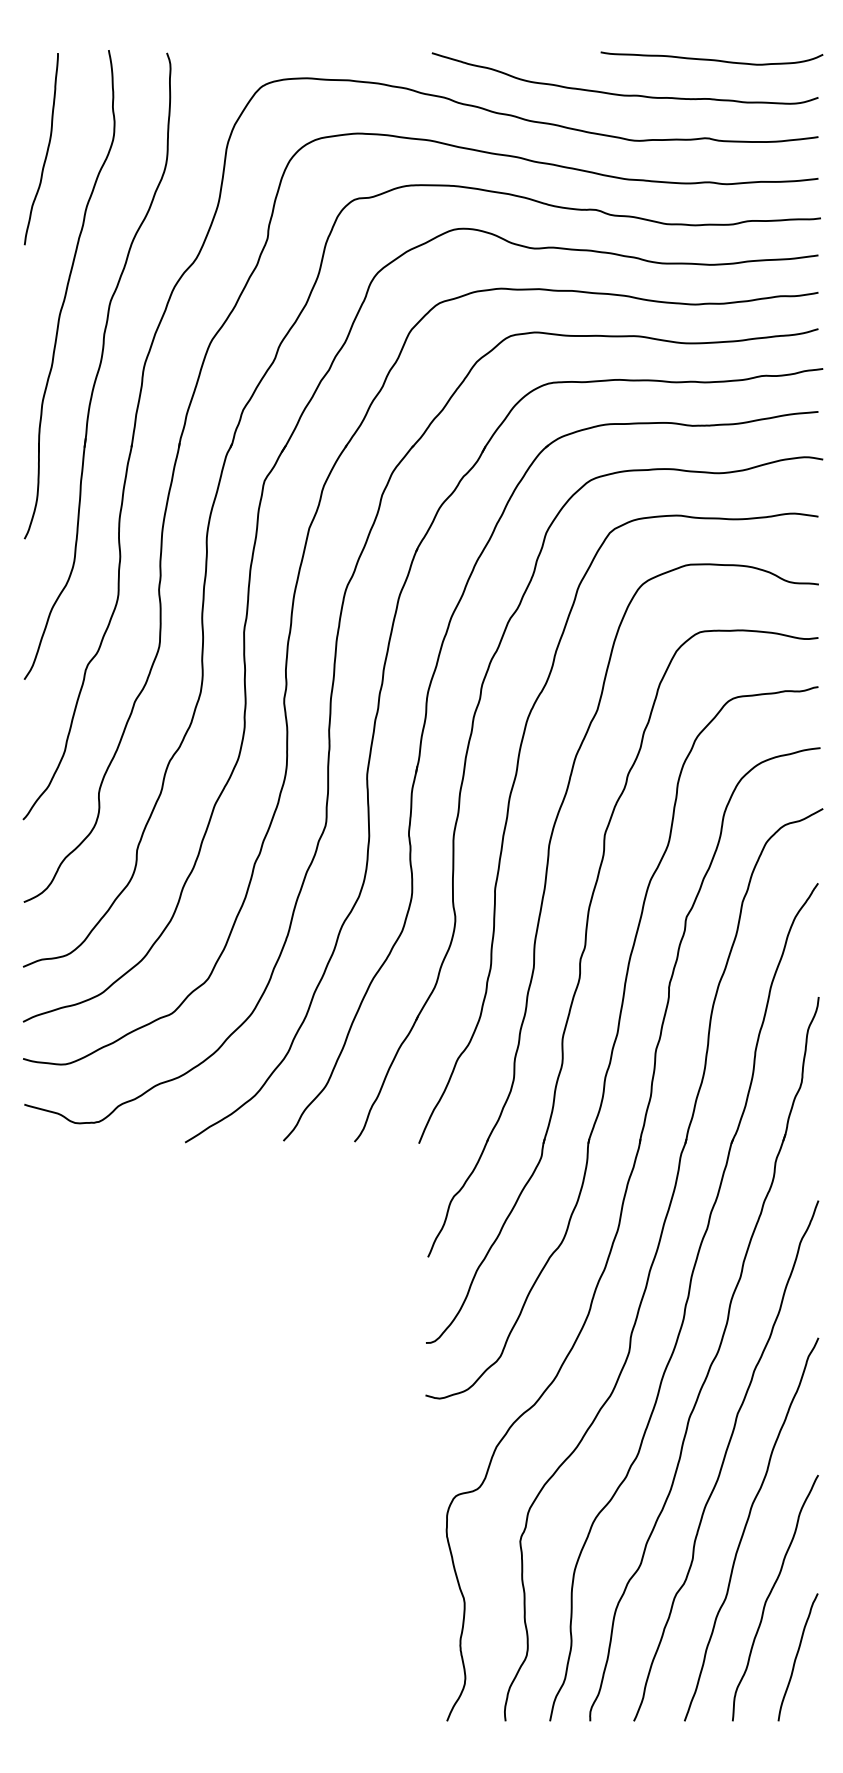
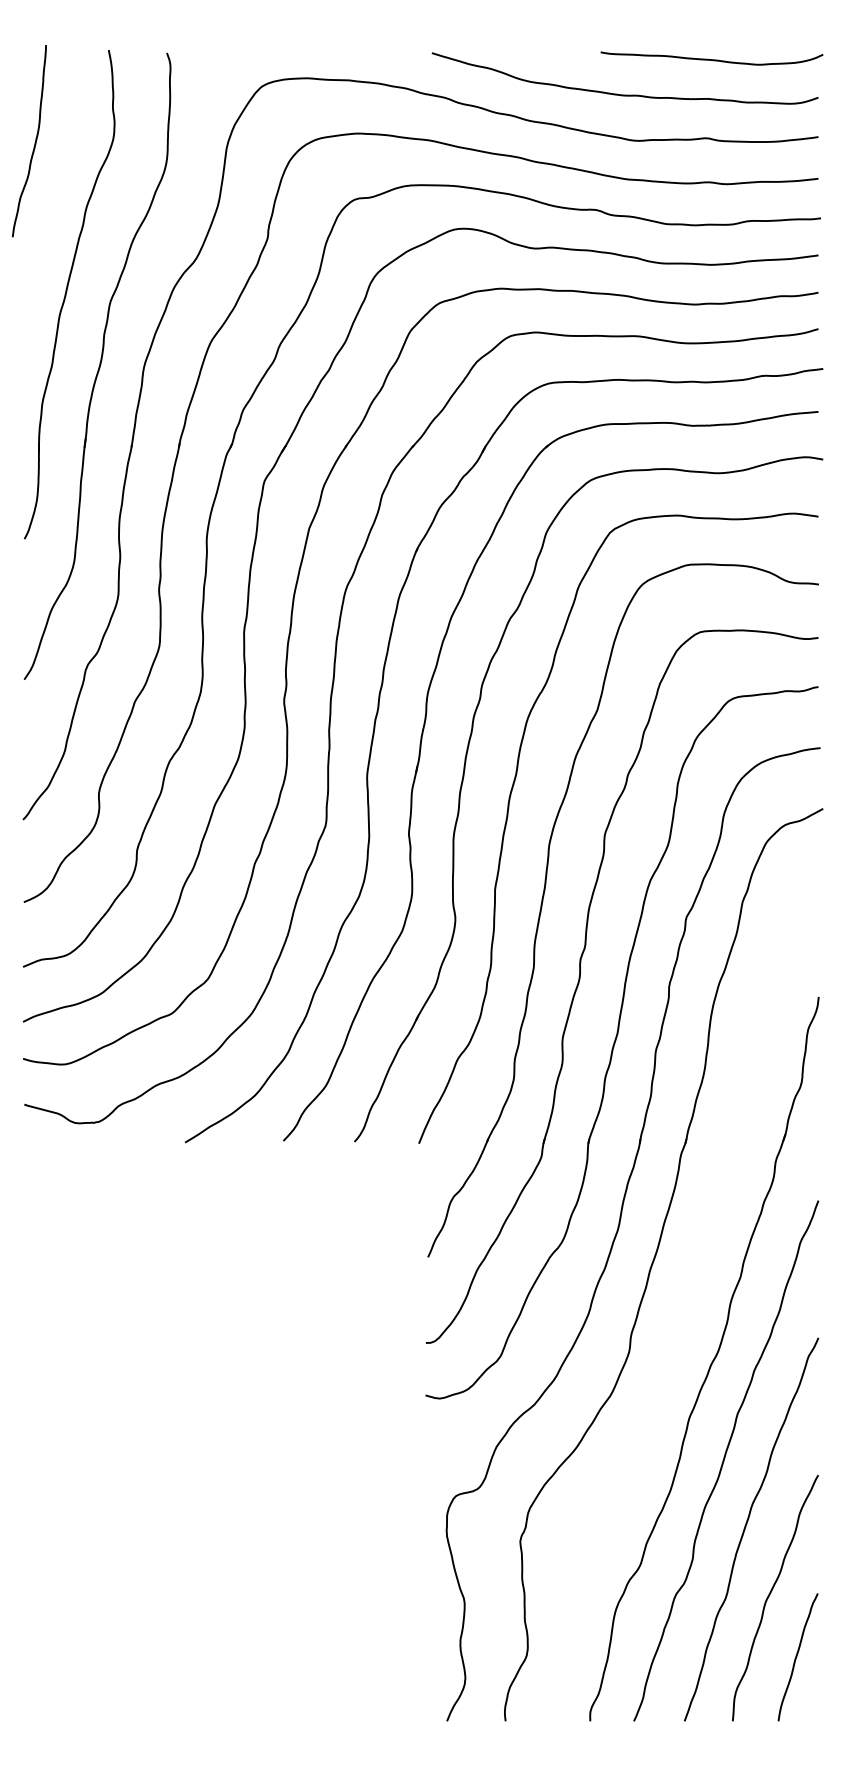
curve position: (46, 150) -> (34, 142) (34, 142)
part: present -> none (683, 1302)
